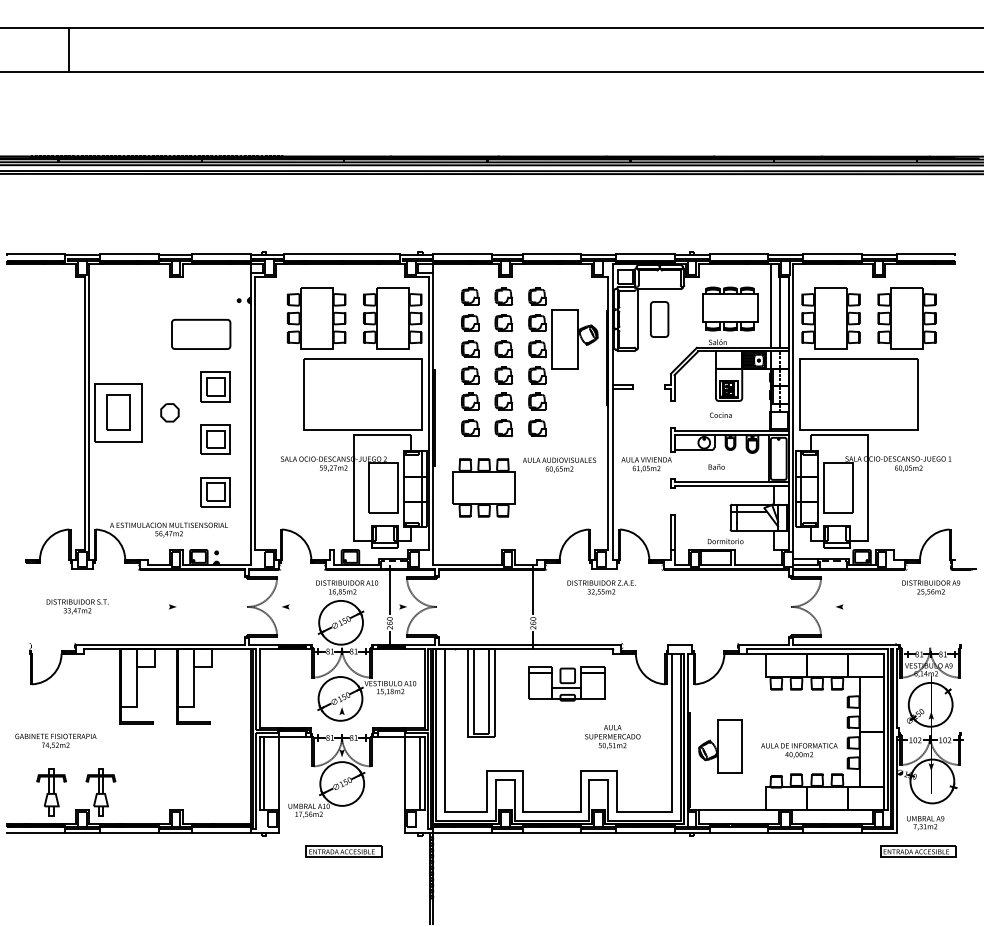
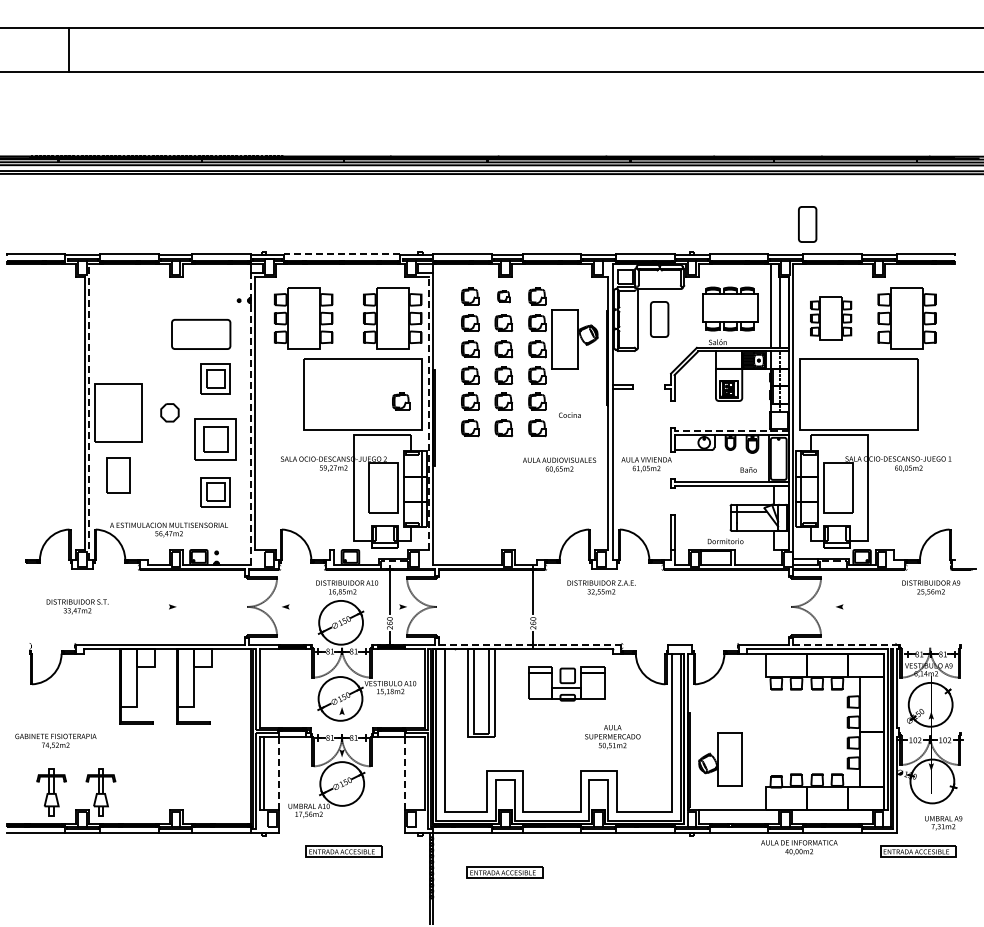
part: none -> present (807, 224)
line: solid -> dashed (342, 254)
part size: 20x19 px -> 14x14 px (503, 296)
part position: (316, 318) -> (303, 318) (303, 318)
part size: 60x63 px -> 43x45 px (831, 318)
part position: (215, 386) -> (215, 378) (215, 378)
part: none -> present (401, 401)
line: solid -> dashed (89, 411)
part position: (118, 412) -> (118, 475) (118, 475)
line: solid -> dashed (428, 413)
text position: (720, 414) -> (569, 414) (569, 414)
line: solid -> dashed (250, 418)
line: solid -> dashed (731, 430)
part size: 31x31 px -> 43x43 px (215, 439)
text position: (716, 466) -> (748, 469) (748, 469)
part: present -> none (483, 487)
line: solid -> dashed (530, 644)
line: solid -> dashed (846, 644)
part position: (720, 746) -> (720, 759) (720, 759)
text position: (799, 750) -> (799, 847) (799, 847)
line: solid -> dashed (278, 773)
line: solid -> dashed (405, 773)
line: present -> none (419, 773)
text position: (925, 823) -> (943, 823) (943, 823)
part: none -> present (504, 872)
